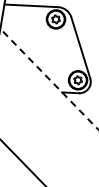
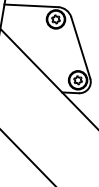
line: dashed -> solid (49, 79)
line position: (22, 162) -> (27, 157) (27, 157)
